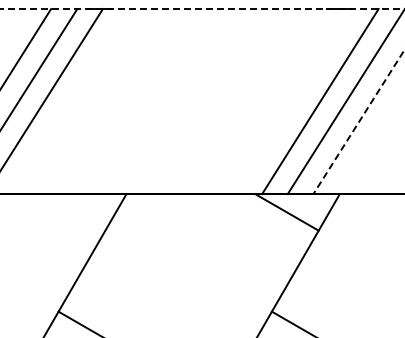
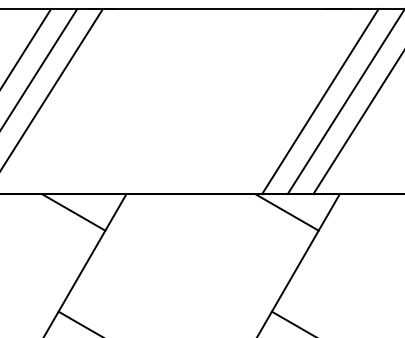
line: dashed -> solid (202, 9)
line: dashed -> solid (358, 122)
line: none -> present (73, 212)
